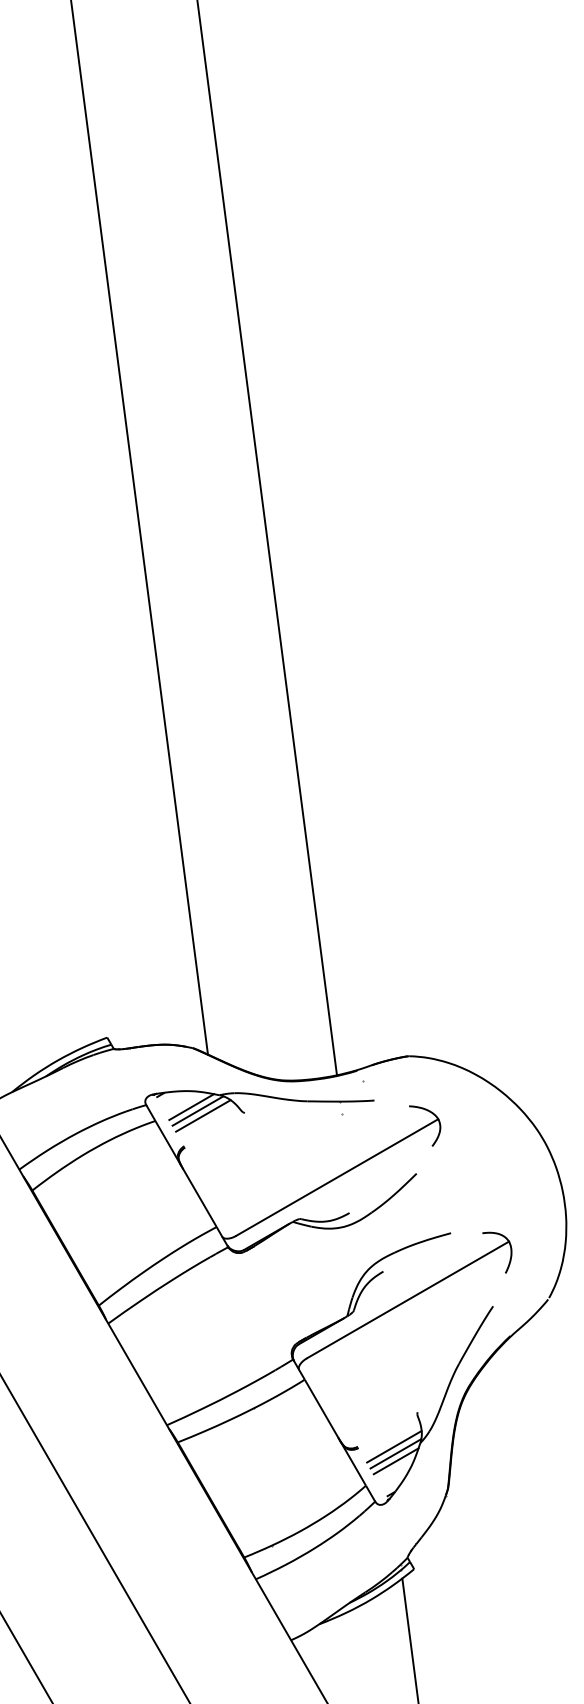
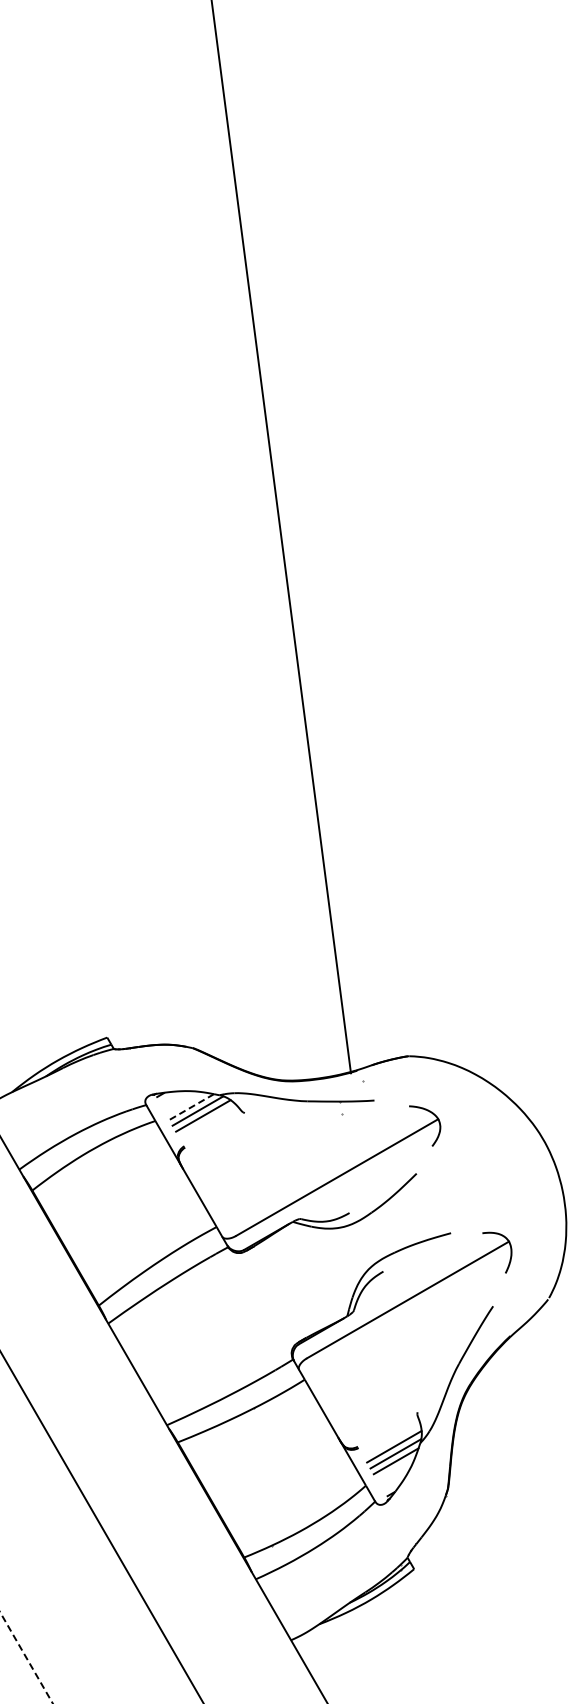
line: present -> none (139, 528)
line position: (266, 538) -> (280, 537) (280, 537)
line: solid -> dashed (191, 1107)
line position: (95, 1538) -> (102, 1527) (102, 1527)
line: present -> none (410, 1639)
line: solid -> dashed (26, 1658)
